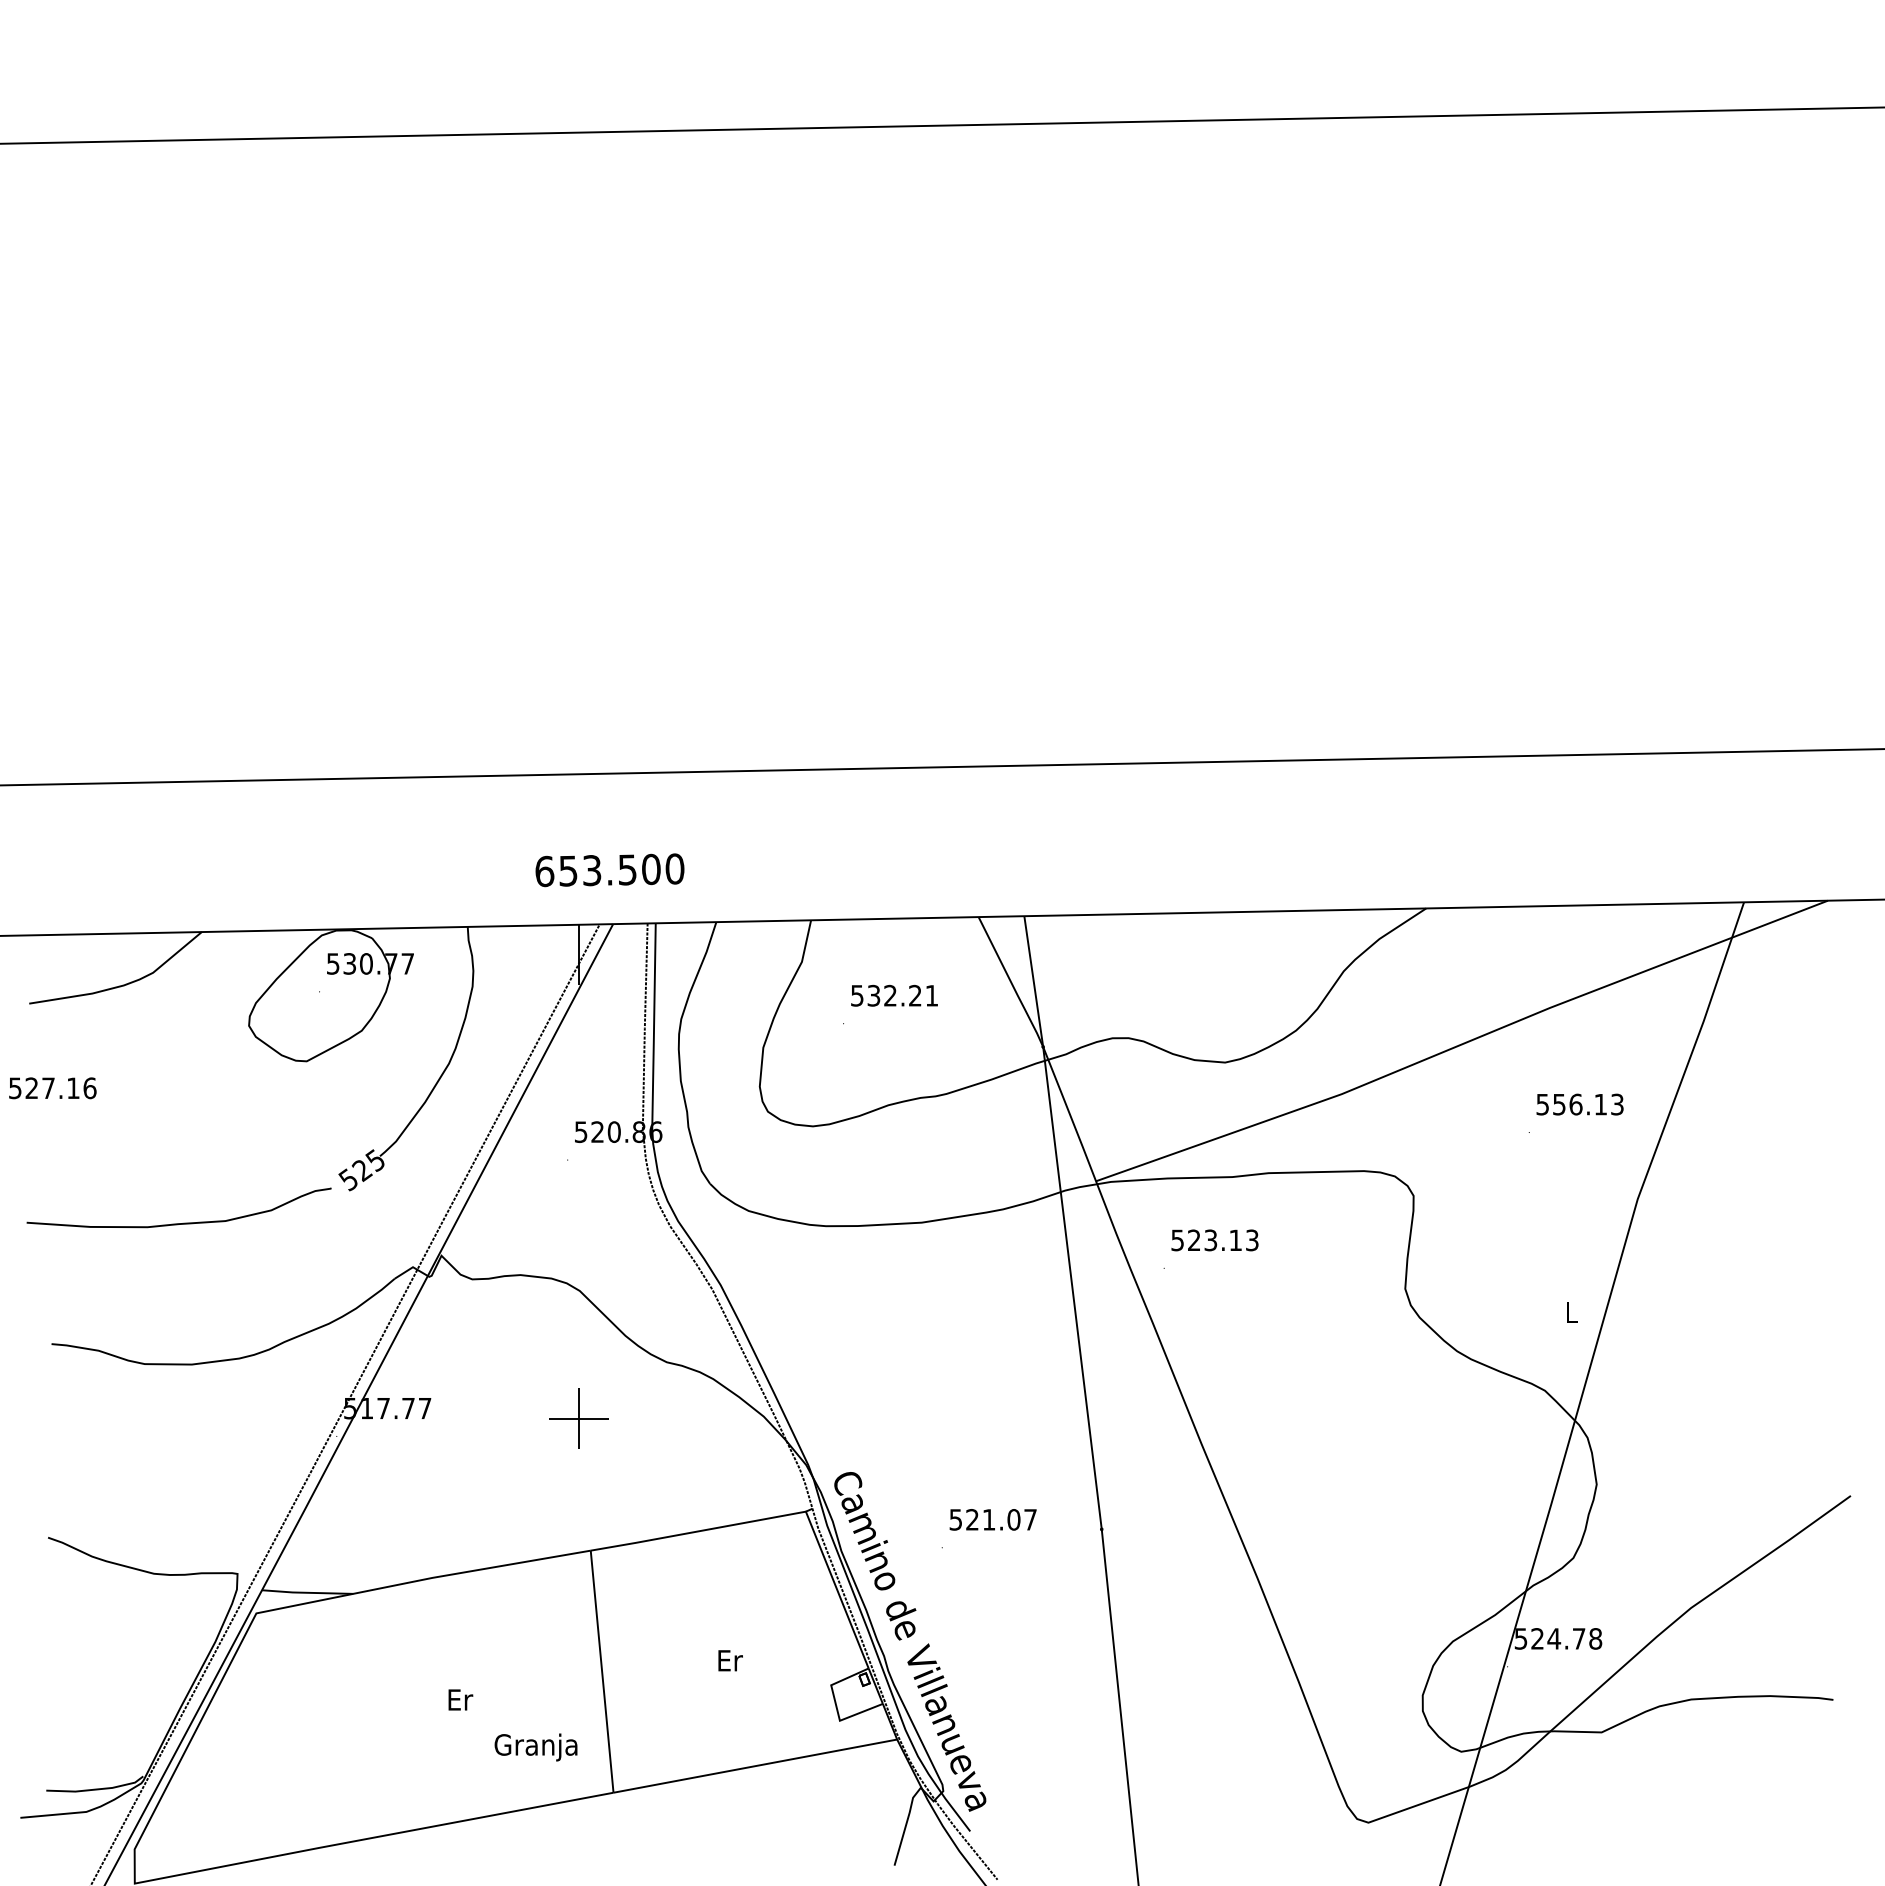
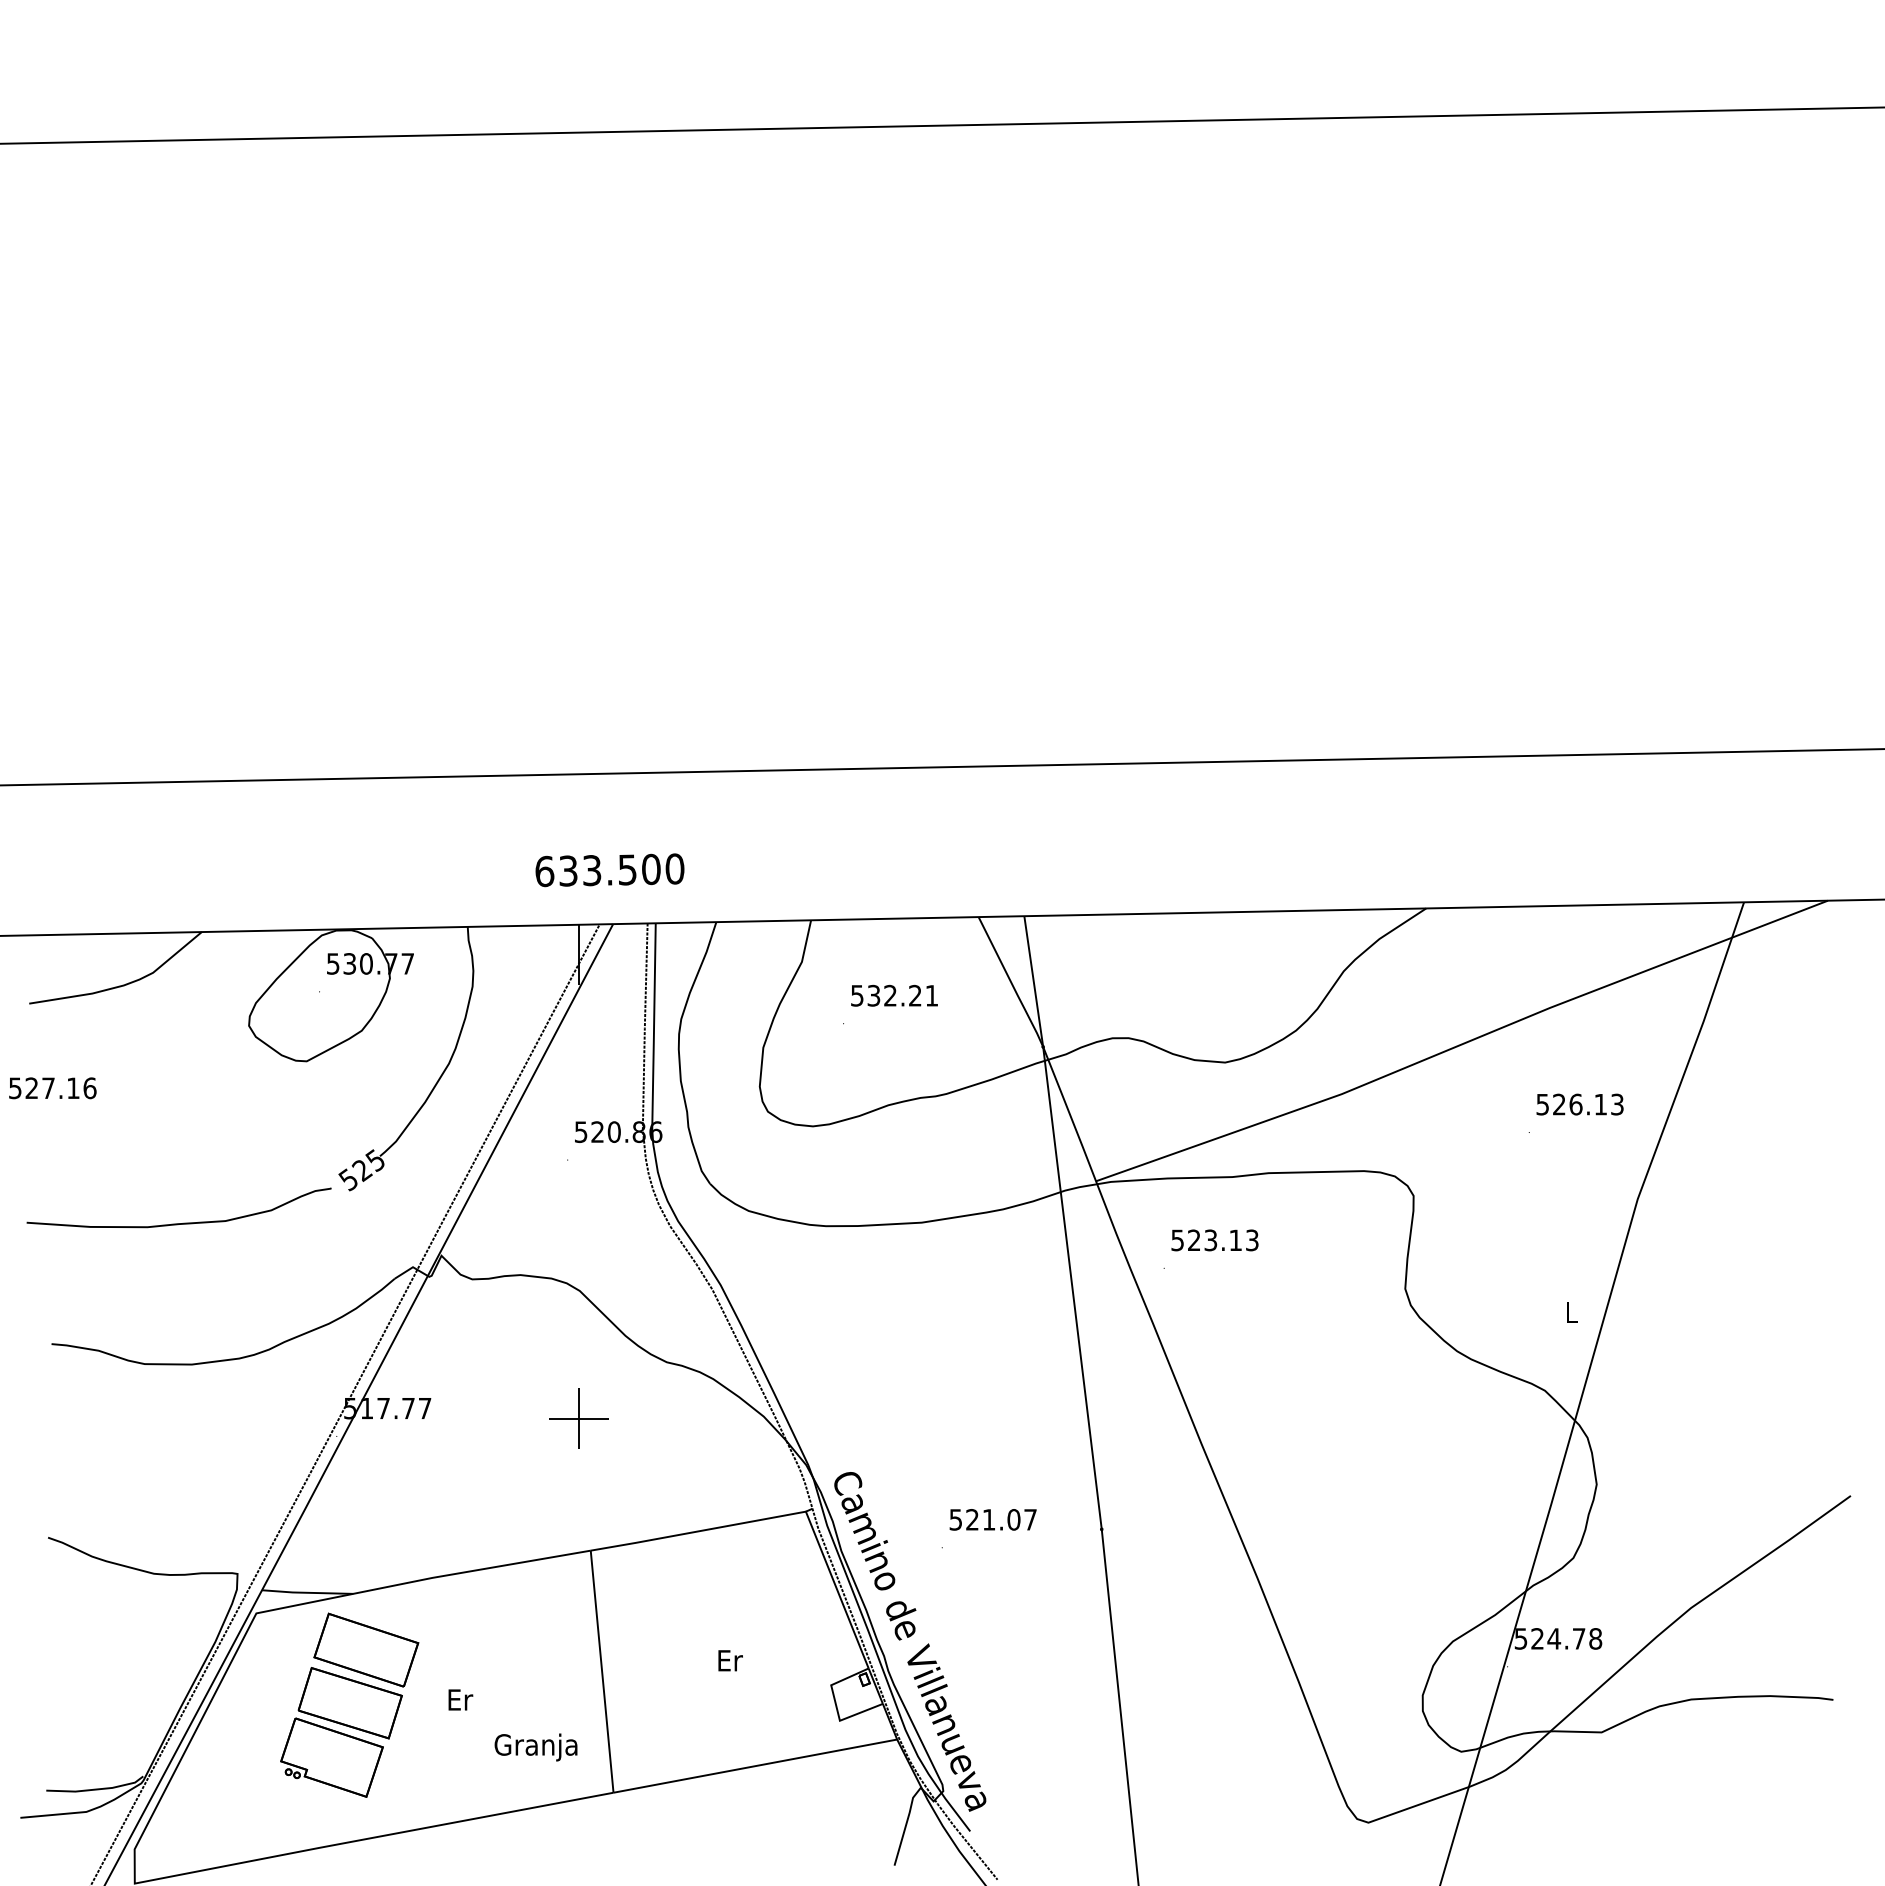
text: 653.500 -> 633.500 (568, 870)
text: 556.13 -> 526.13 (1559, 1104)
part: none -> present (349, 1704)
